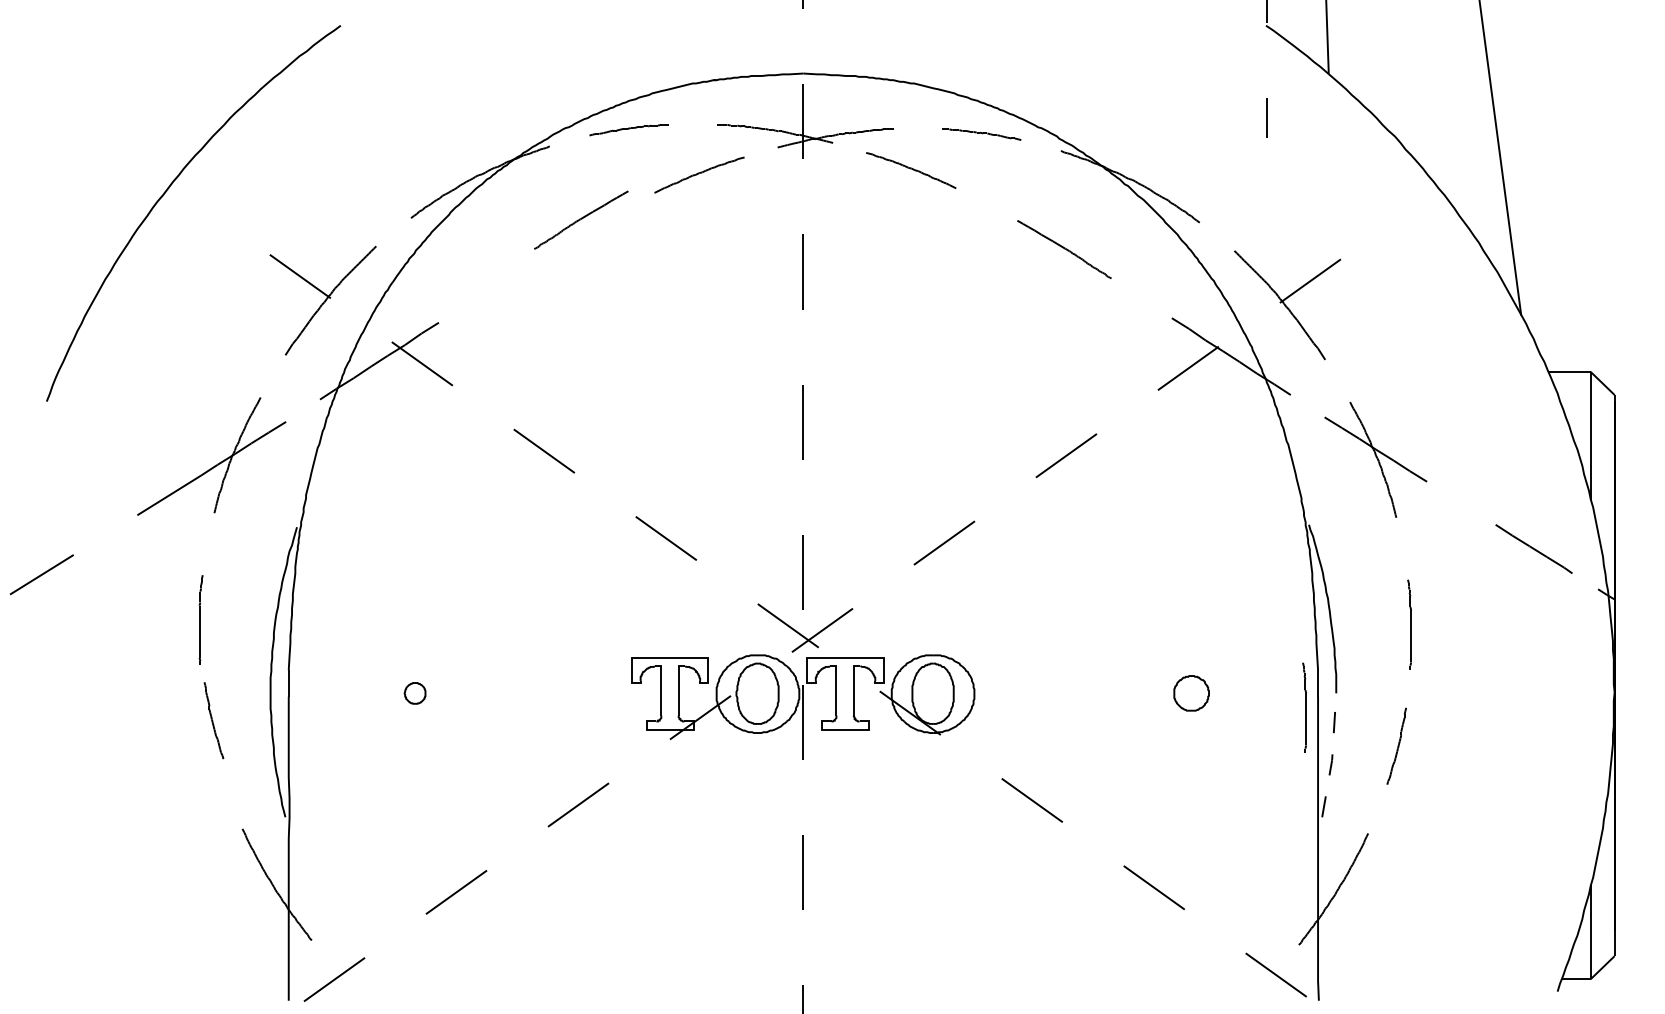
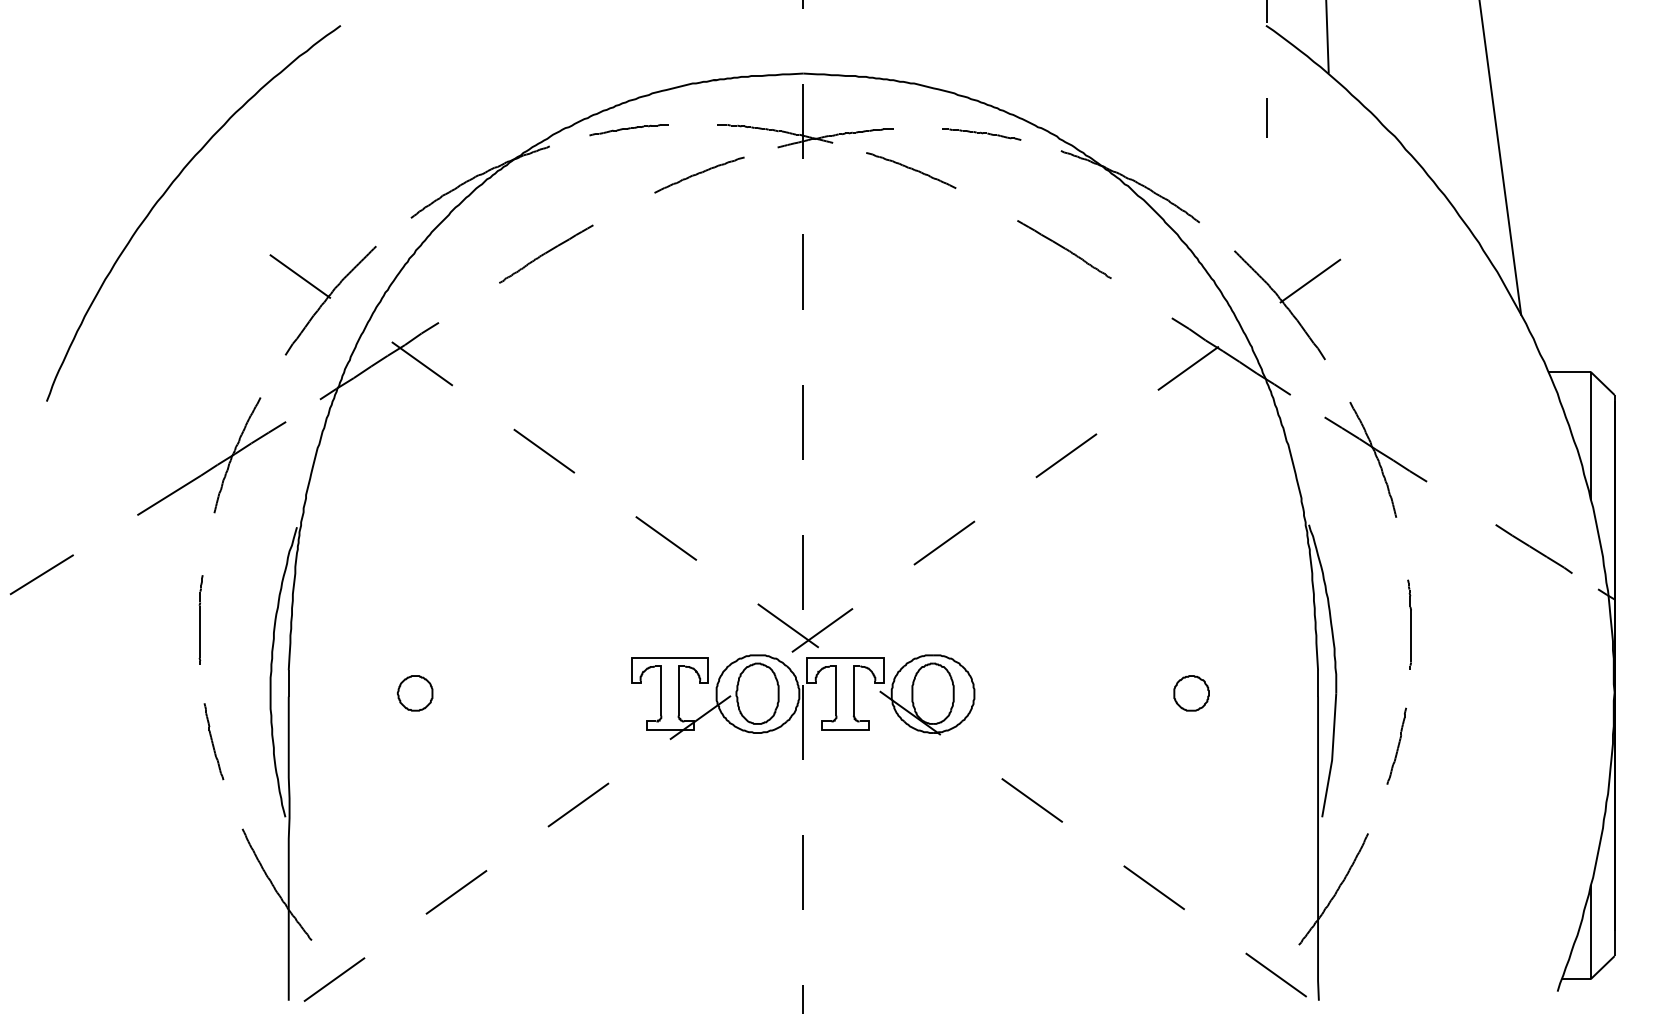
part position: (581, 219) -> (546, 253) (546, 253)
part size: 24x23 px -> 38x37 px (414, 693)
part: present -> none (1304, 707)
part position: (213, 720) -> (213, 741) (213, 741)
line: dashed -> solid (1332, 755)
